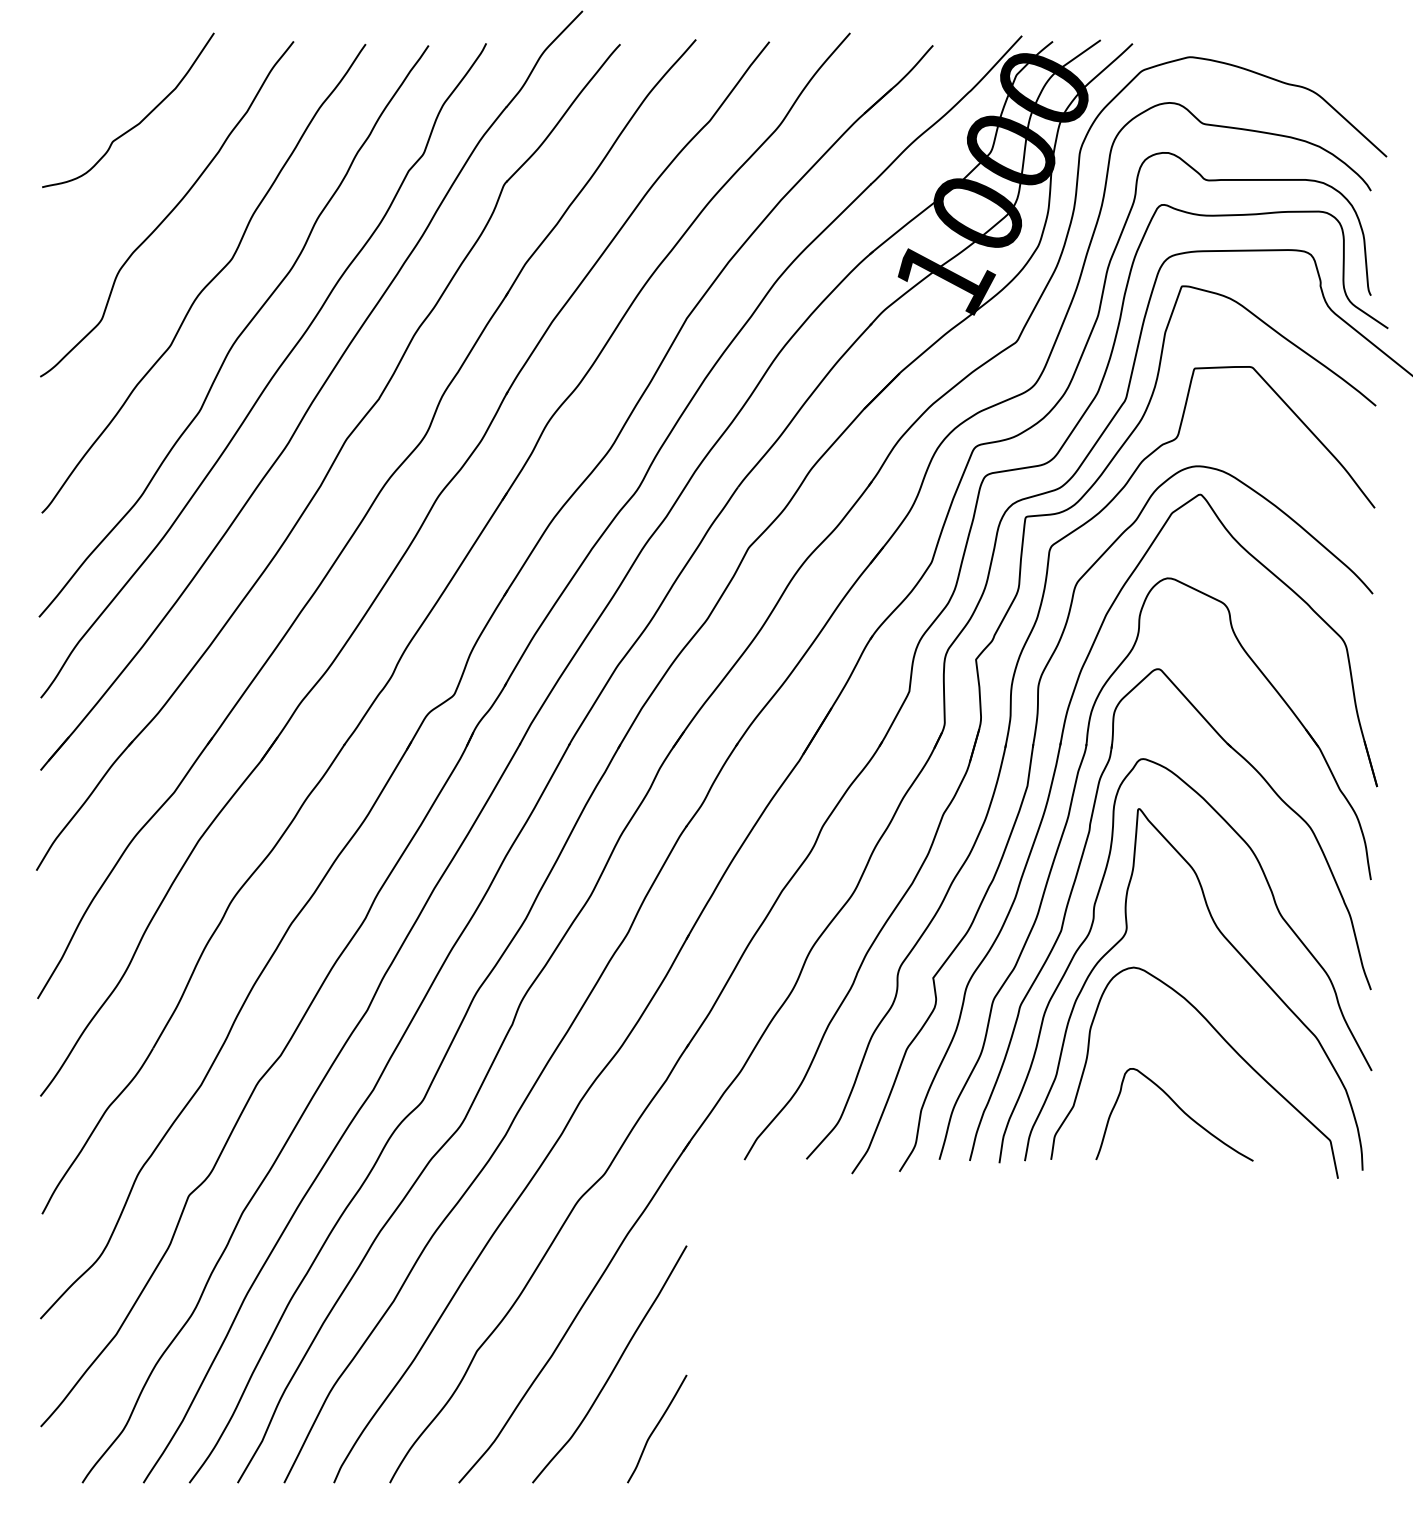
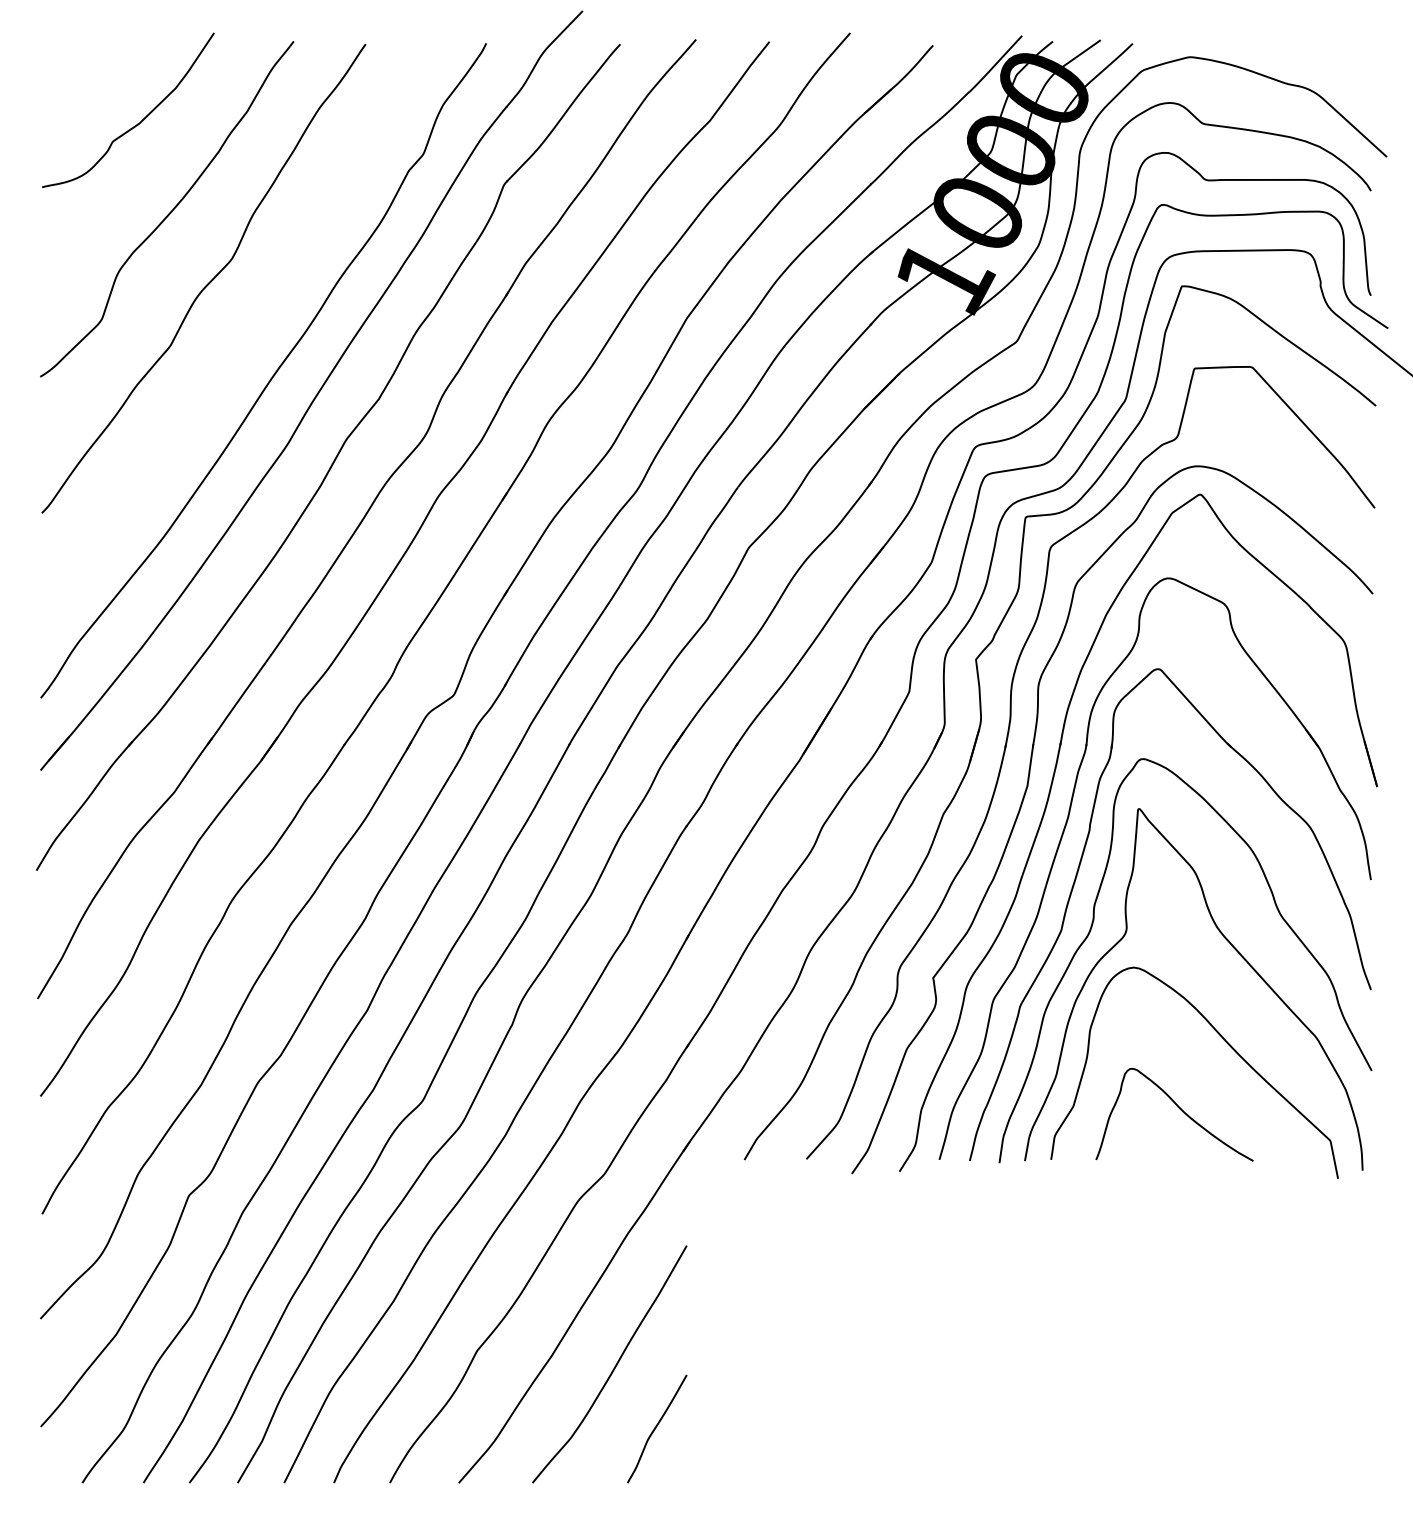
curve: present -> none (238, 335)
